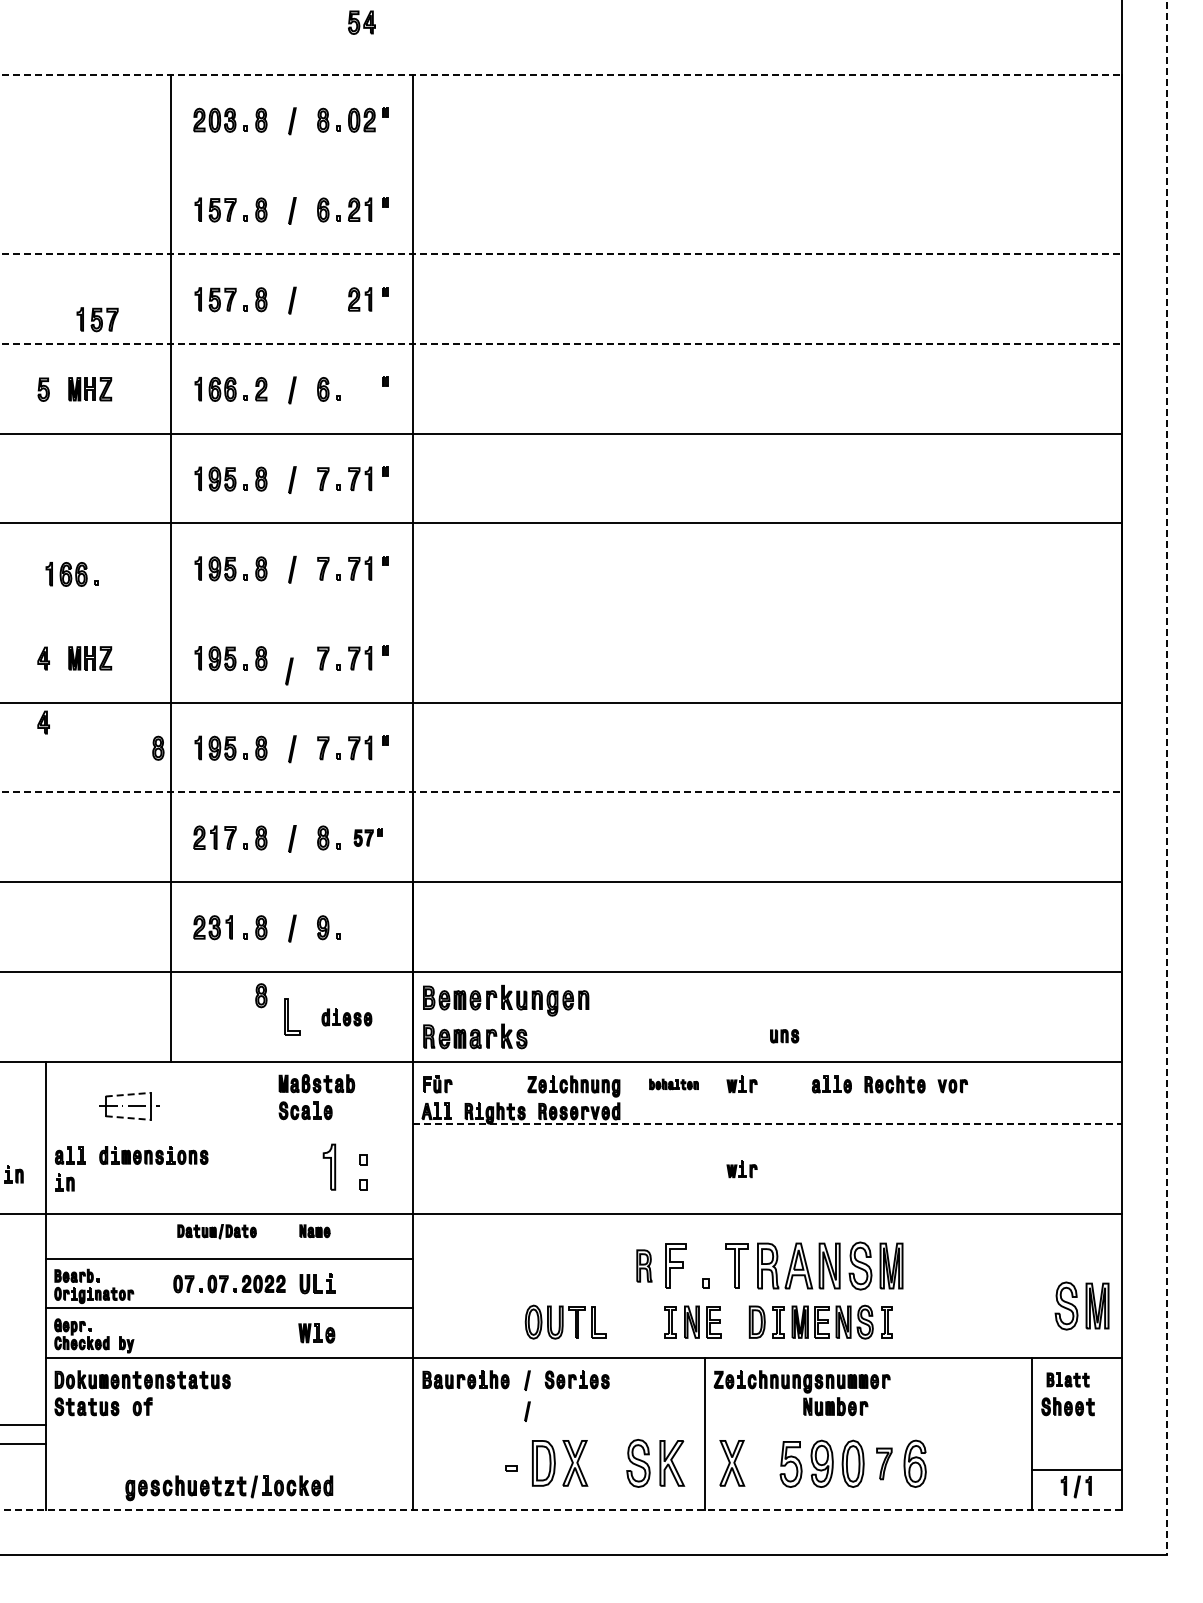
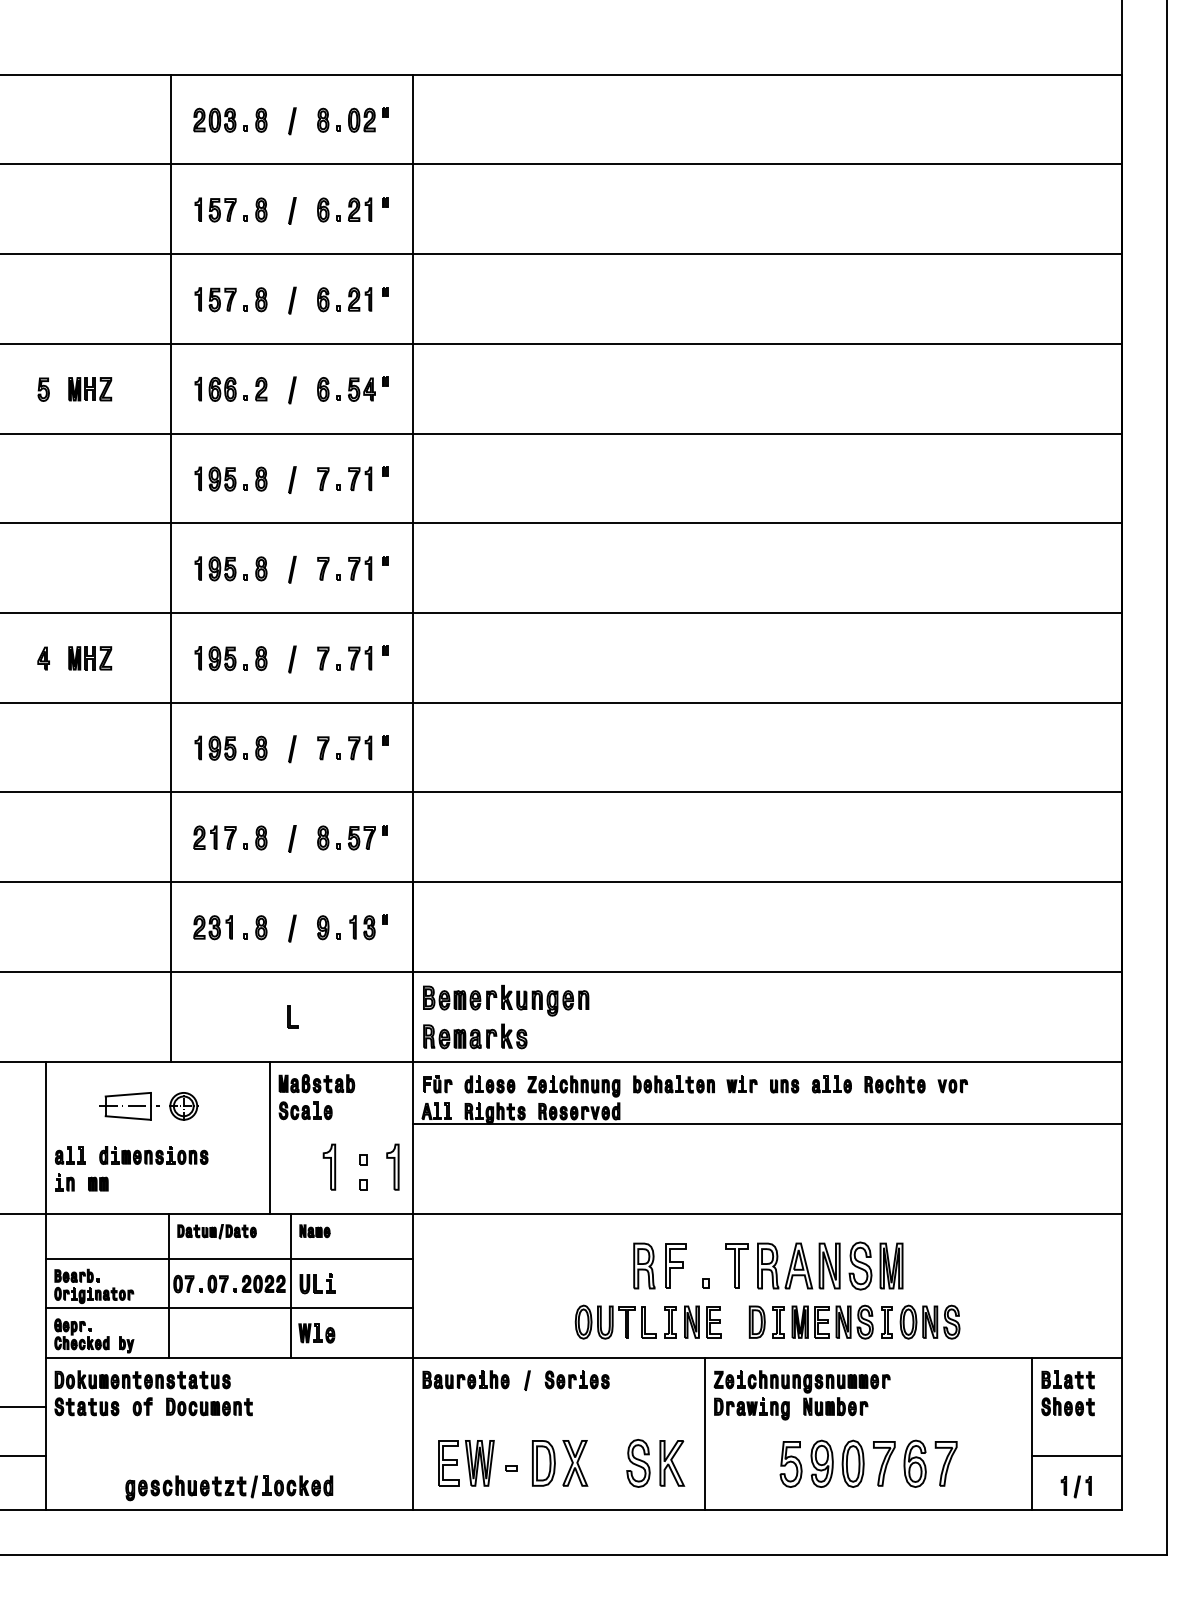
part position: (361, 22) -> (361, 389) (361, 389)
line: dashed -> solid (561, 74)
line: none -> present (562, 164)
line: dashed -> solid (561, 254)
part: none -> present (328, 299)
part: present -> none (97, 319)
line: dashed -> solid (561, 343)
part: present -> none (71, 574)
line: none -> present (562, 612)
line position: (289, 671) -> (292, 659) (292, 659)
part: present -> none (43, 722)
part: present -> none (158, 747)
line: dashed -> solid (1166, 778)
line: dashed -> solid (561, 792)
part size: 30x19 px -> 40x26 px (367, 837)
part: none -> present (368, 927)
part: present -> none (261, 995)
part size: 17x38 px -> 12x24 px (292, 1016)
part position: (346, 1017) -> (489, 1084) (489, 1084)
part position: (784, 1036) -> (784, 1086) (784, 1086)
part size: 50x13 px -> 82x19 px (673, 1084)
line: dashed -> solid (128, 1094)
part: none -> present (183, 1106)
line: dashed -> solid (128, 1118)
line: dashed -> solid (768, 1124)
line: none -> present (269, 1137)
part: none -> present (392, 1166)
part: present -> none (741, 1169)
part: present -> none (13, 1174)
part: none -> present (98, 1183)
part size: 17x34 px -> 23x48 px (644, 1265)
line: none -> present (168, 1285)
line: none -> present (290, 1285)
part: present -> none (1081, 1305)
part position: (565, 1321) -> (615, 1321) (615, 1321)
part: none -> present (929, 1321)
part size: 44x16 px -> 54x20 px (1067, 1379)
part: none -> present (209, 1406)
part: none -> present (751, 1408)
line: present -> none (527, 1411)
line position: (23, 1424) -> (23, 1406) (23, 1406)
line position: (23, 1444) -> (23, 1456) (23, 1456)
part: none -> present (466, 1463)
part: present -> none (732, 1463)
part size: 17x34 px -> 23x46 px (884, 1463)
part: none -> present (945, 1463)
line position: (1077, 1470) -> (1077, 1456) (1077, 1456)
line: dashed -> solid (561, 1510)
